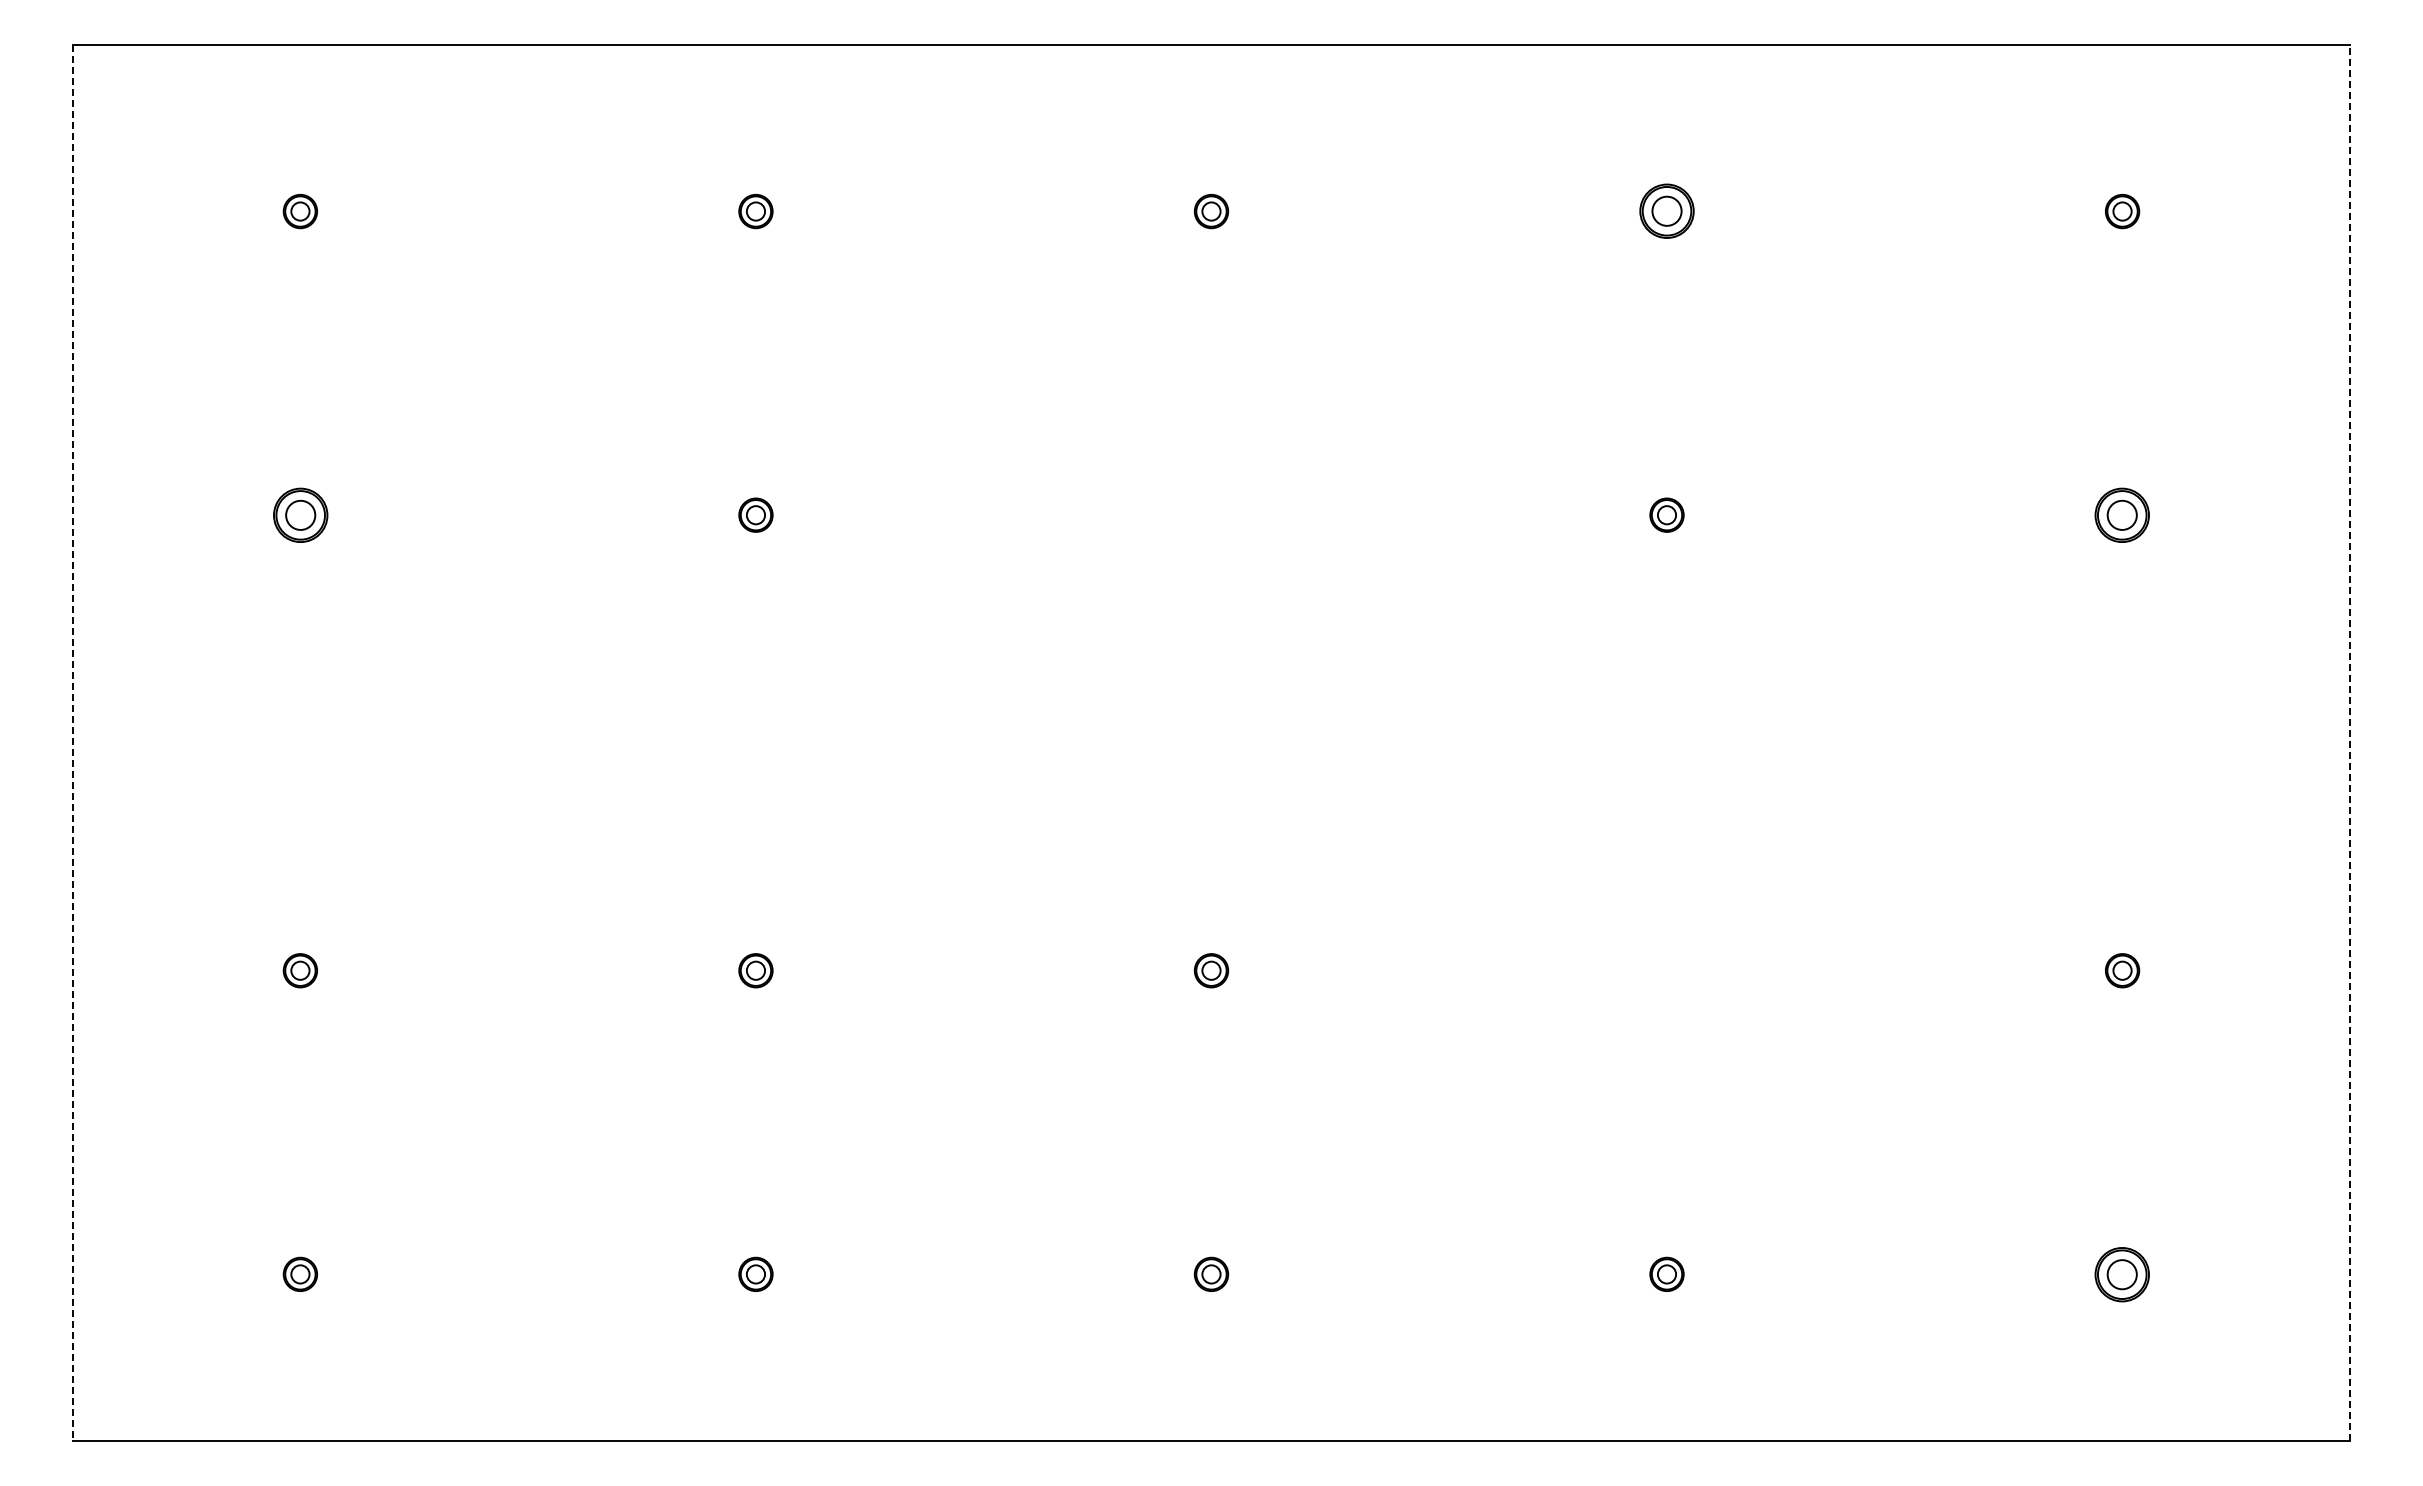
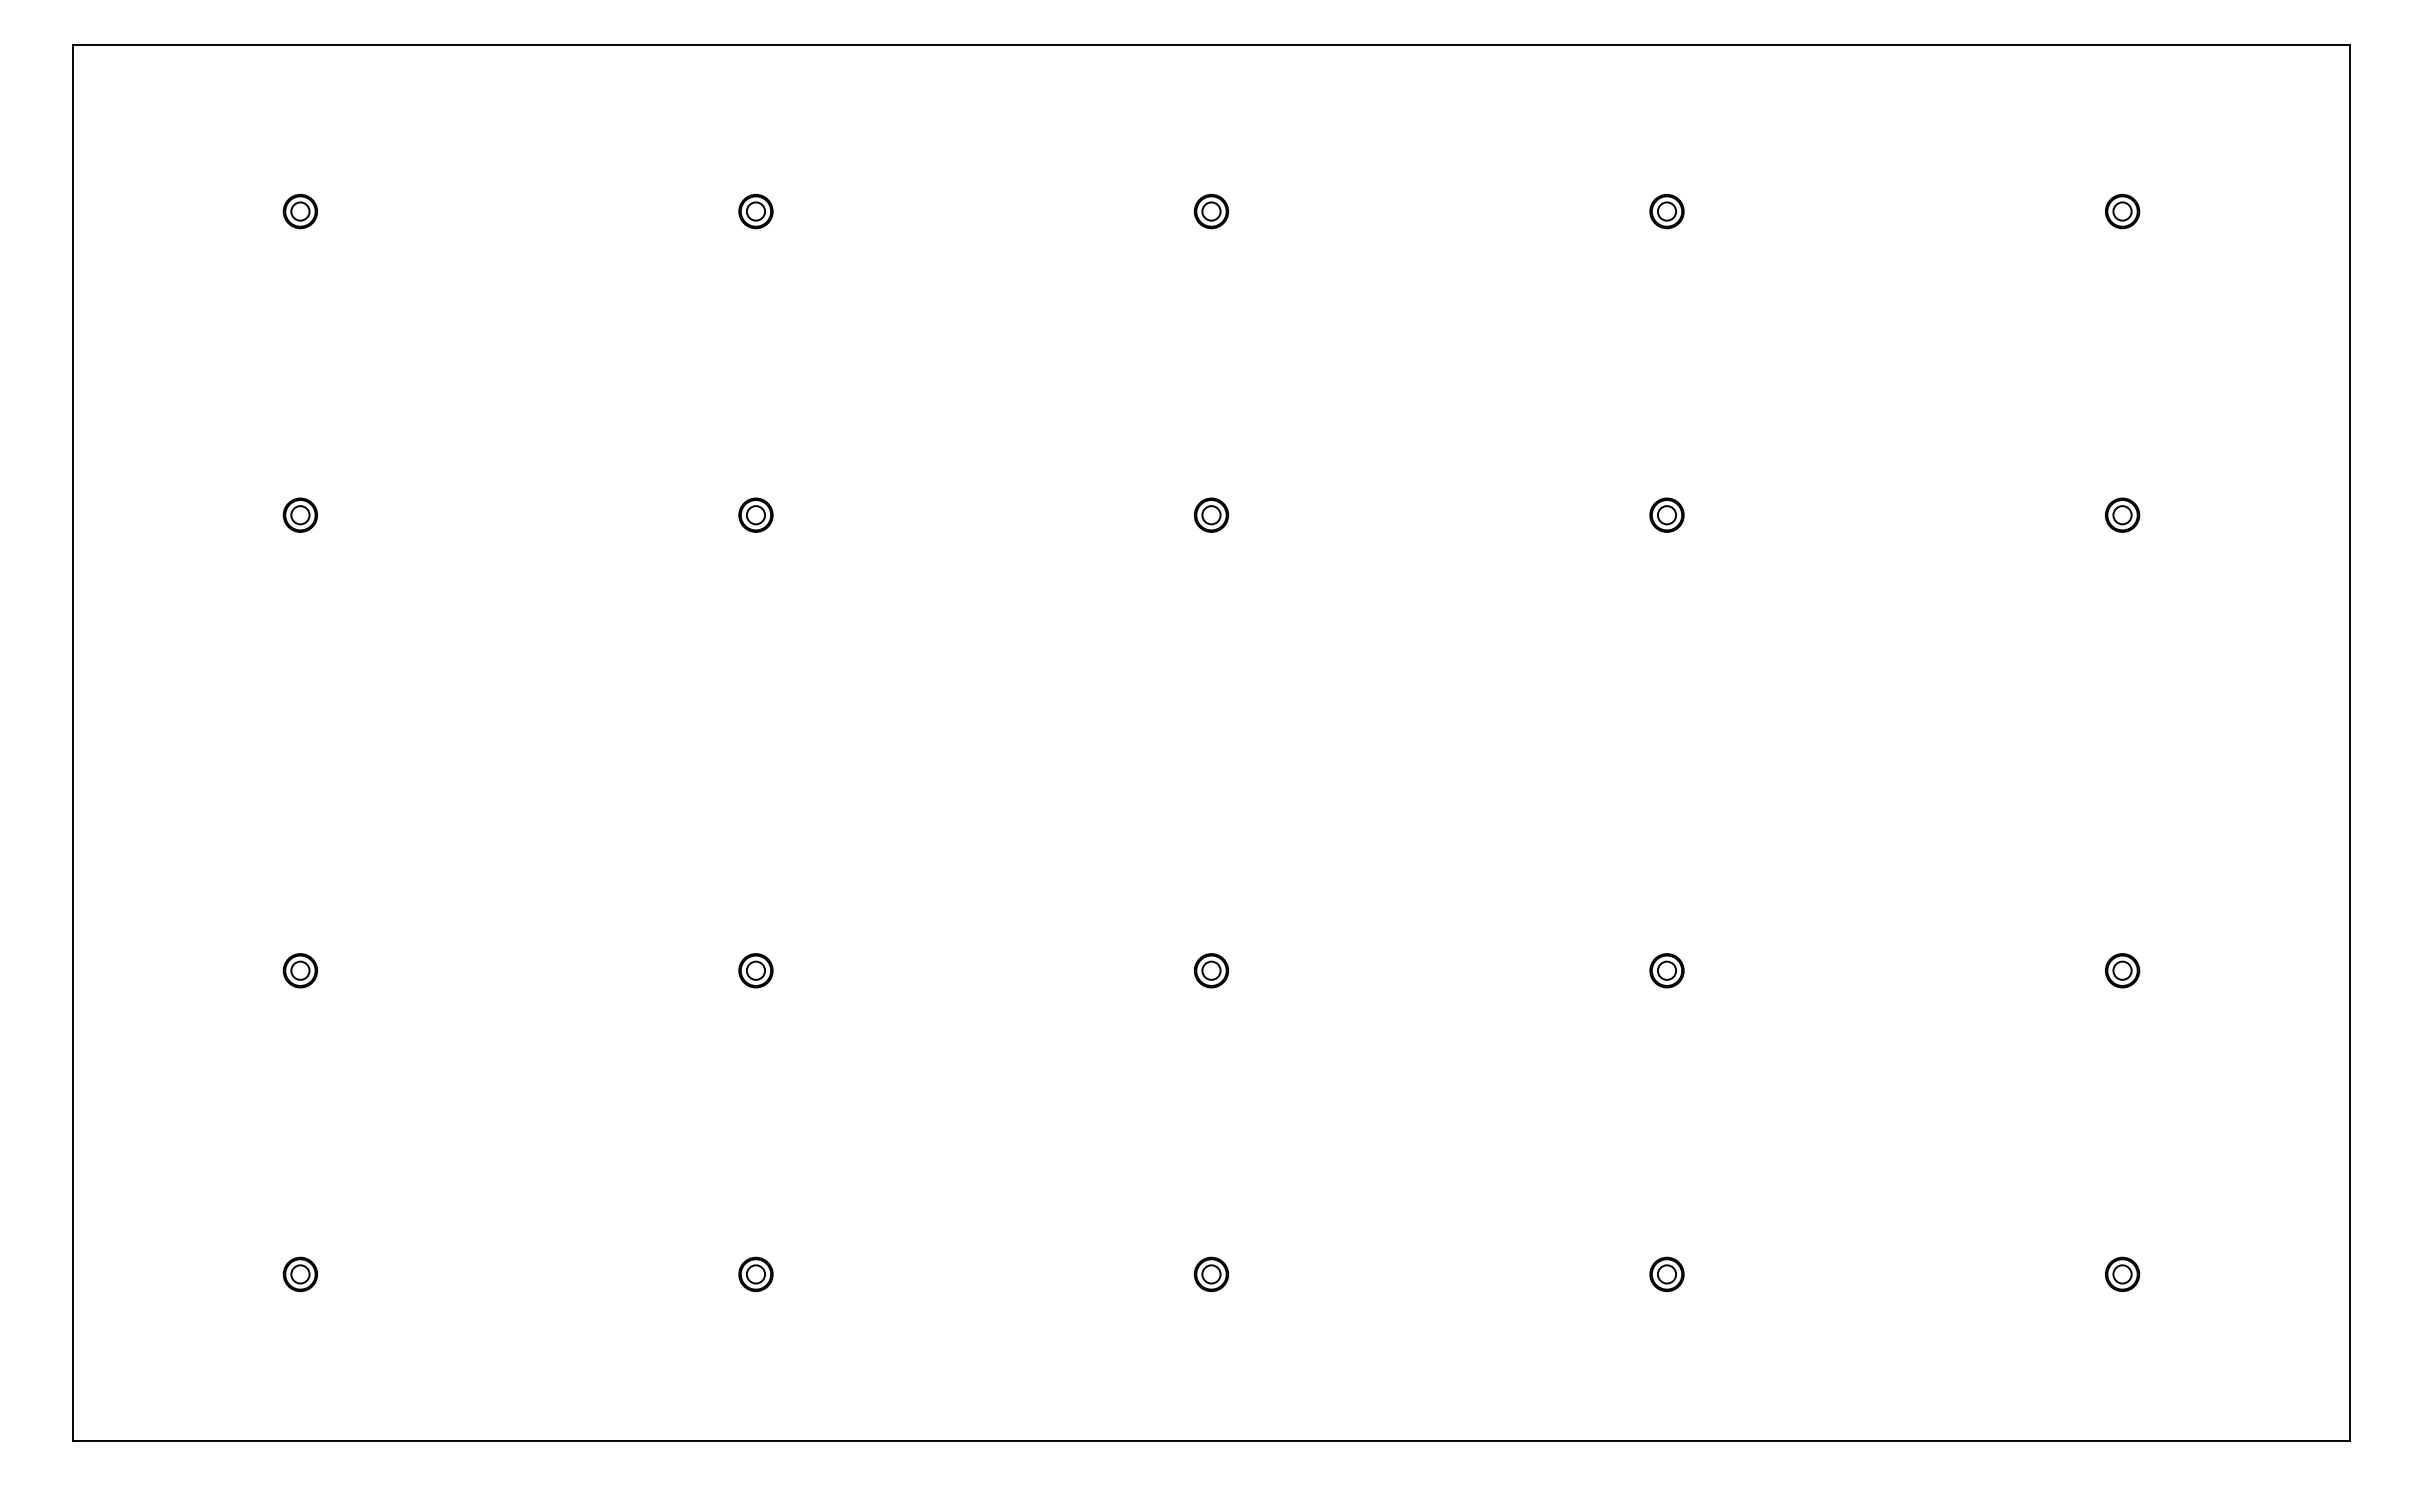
part size: 56x56 px -> 36x36 px (1666, 211)
part size: 56x56 px -> 36x36 px (299, 514)
part: none -> present (1211, 514)
part size: 56x56 px -> 36x36 px (2122, 514)
line: dashed -> solid (2350, 742)
line: dashed -> solid (72, 743)
part: none -> present (1666, 970)
part size: 56x56 px -> 36x36 px (2122, 1273)
